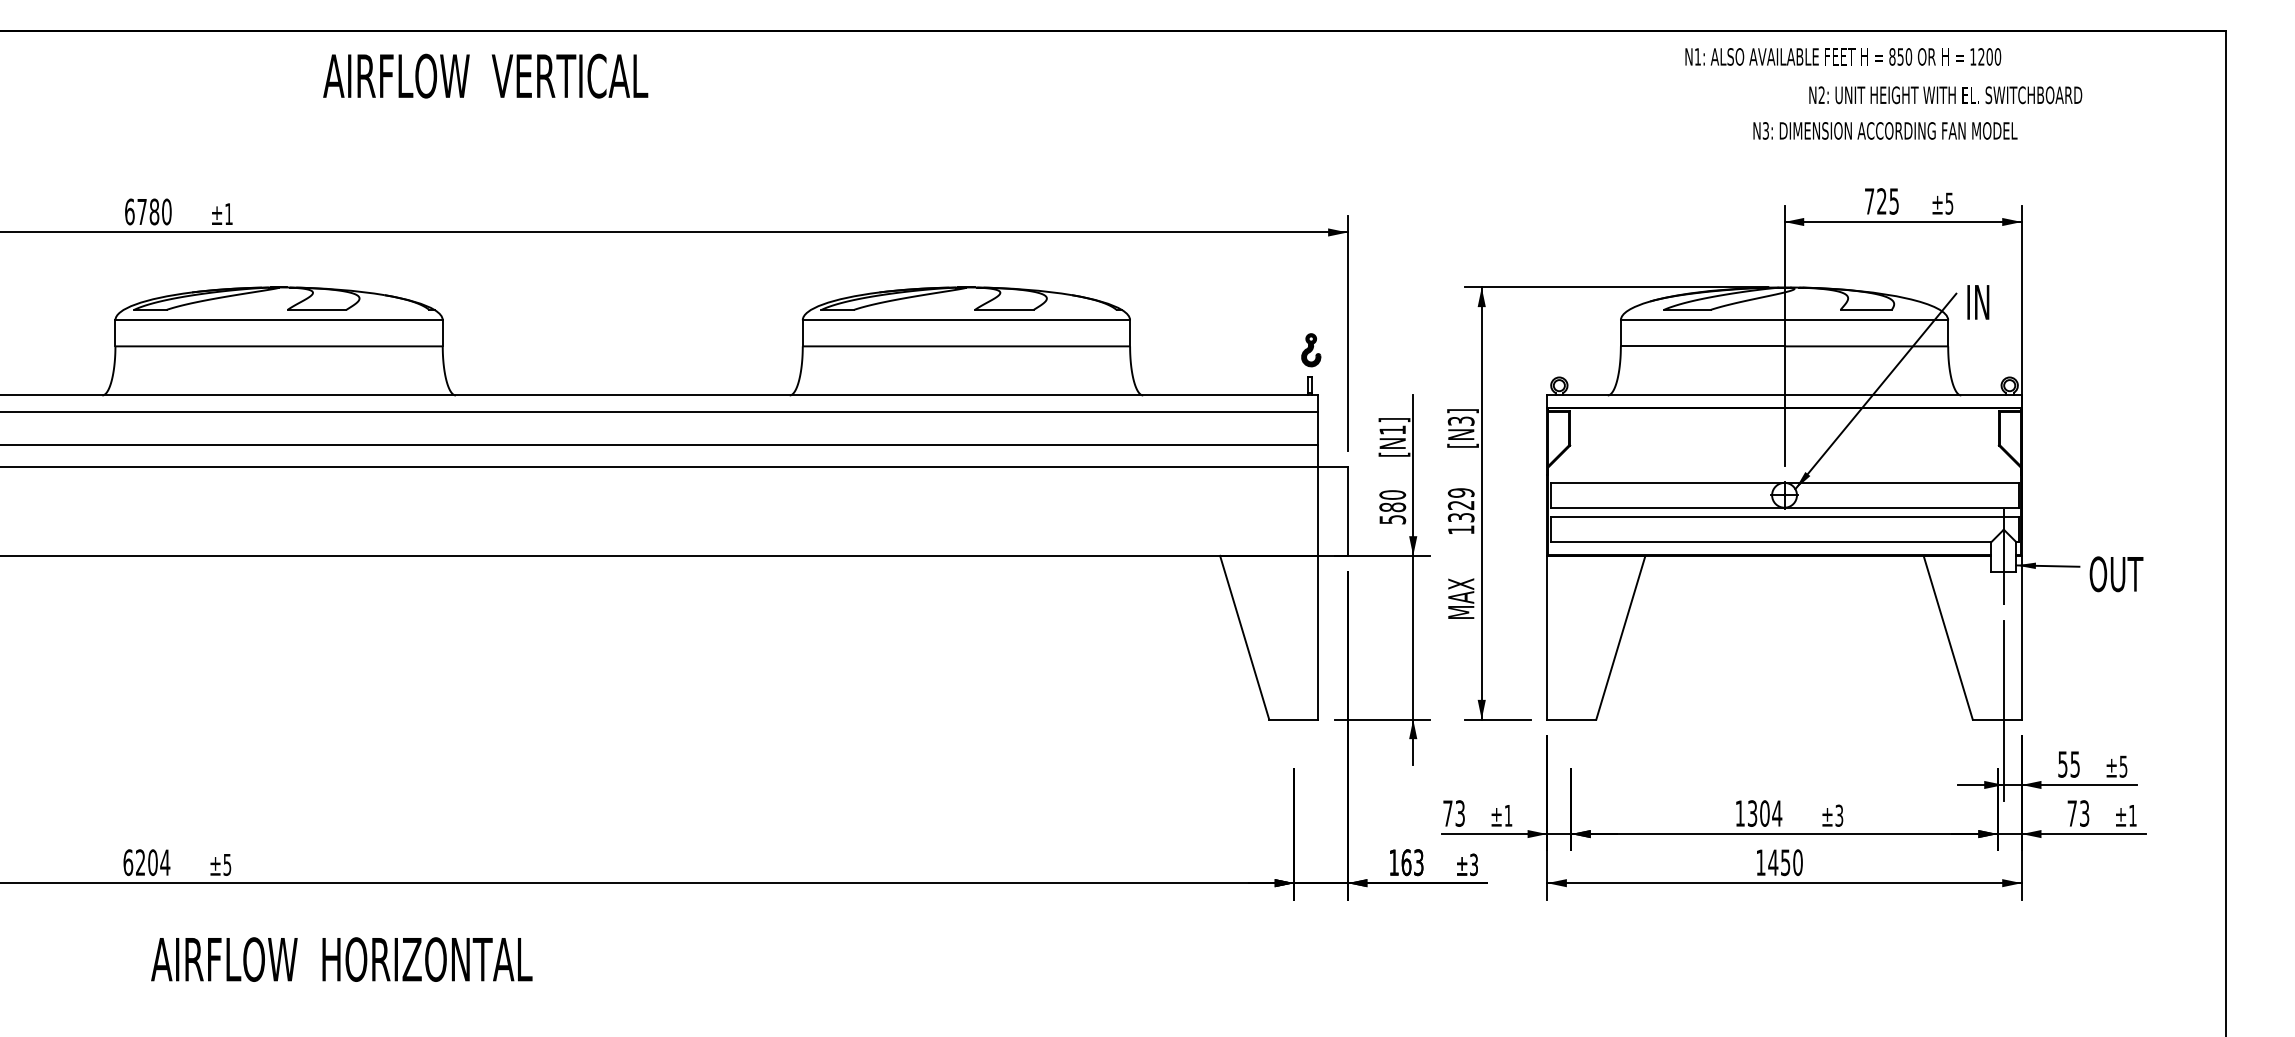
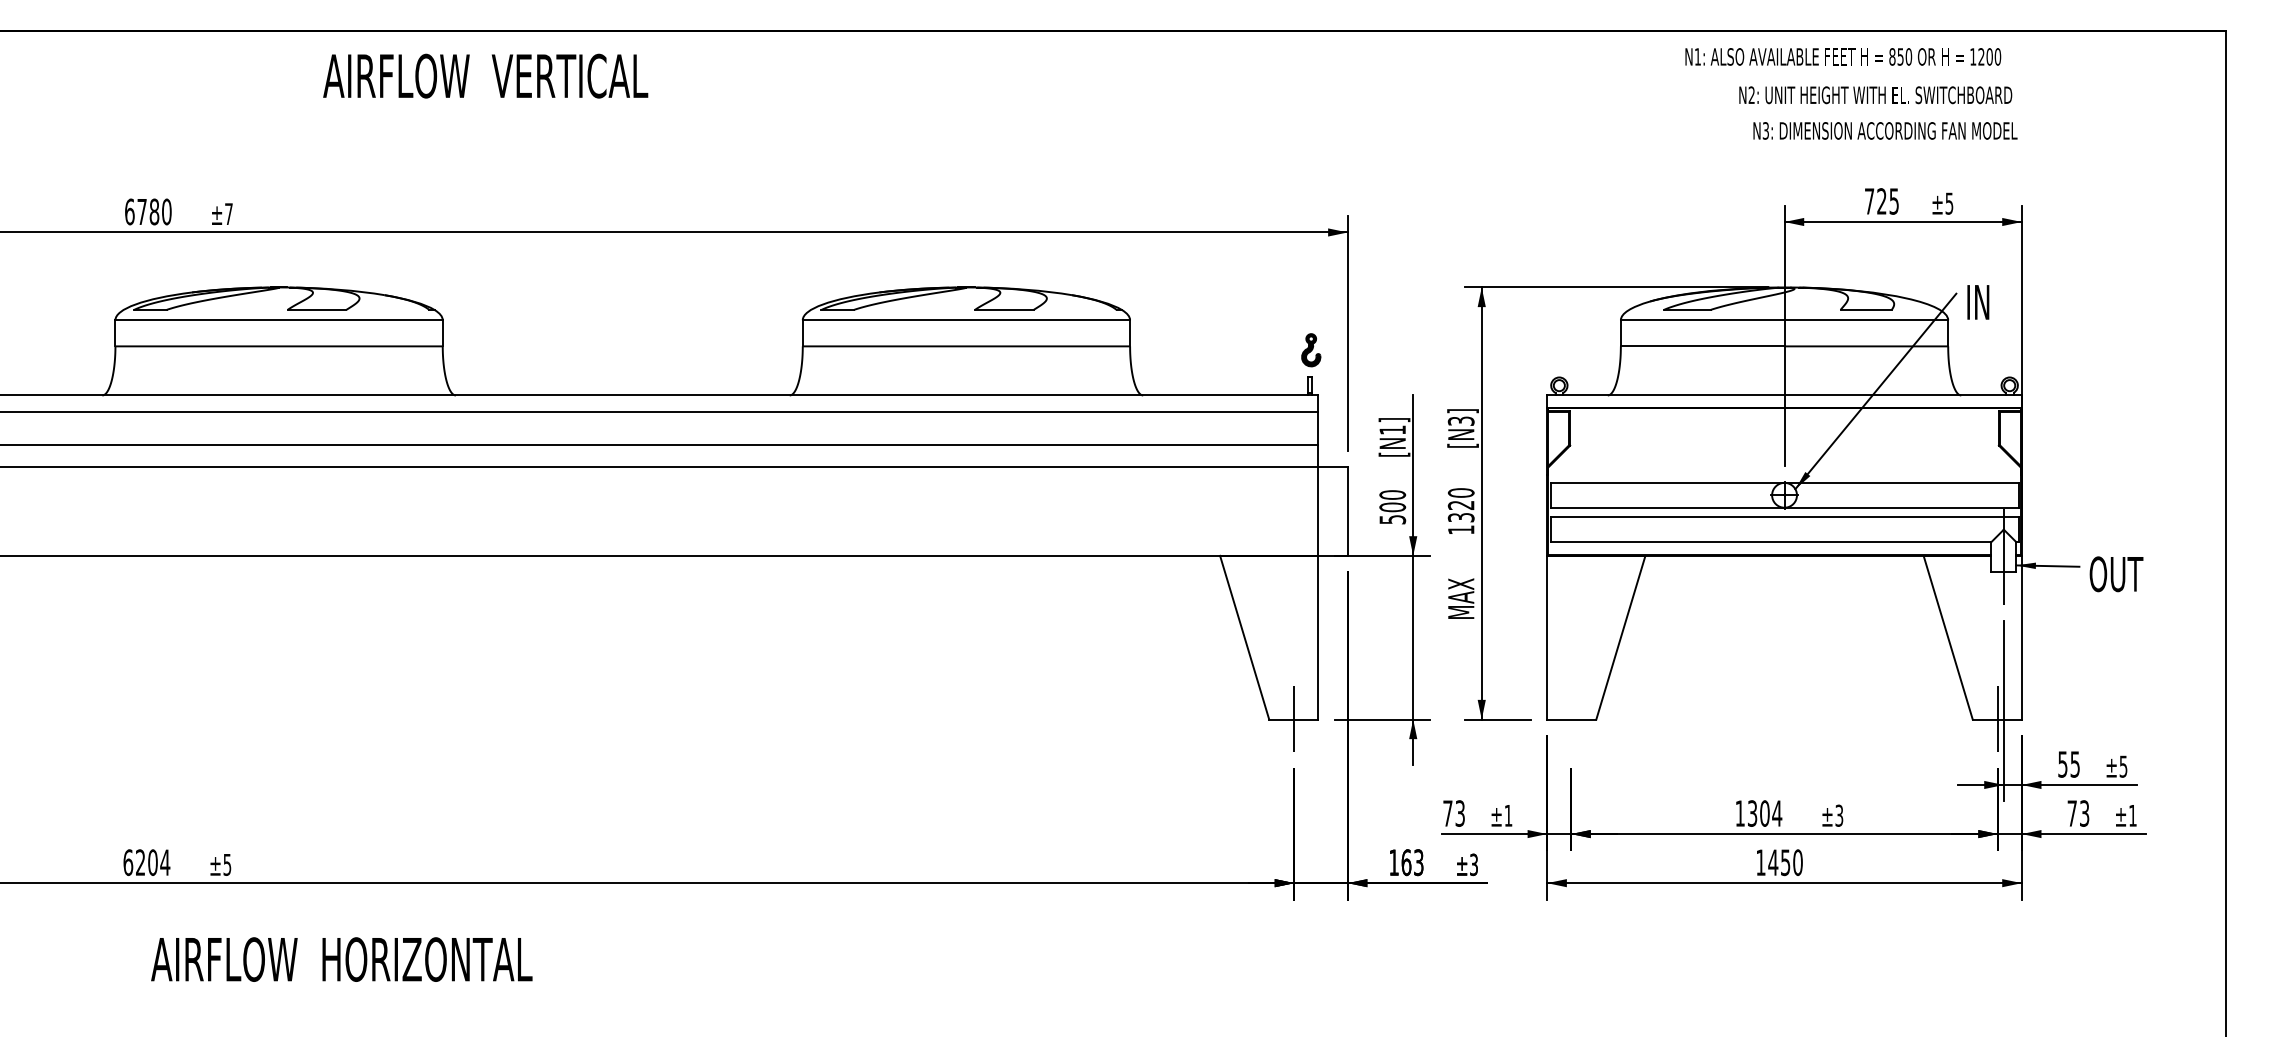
text position: (1945, 95) -> (1875, 95) (1875, 95)
text: ±1 -> ±7 (228, 213)
text: 1329 -> 1320 (1461, 492)
text: 580 -> 500 (1392, 507)
line: none -> present (1294, 719)
line: none -> present (1997, 719)
